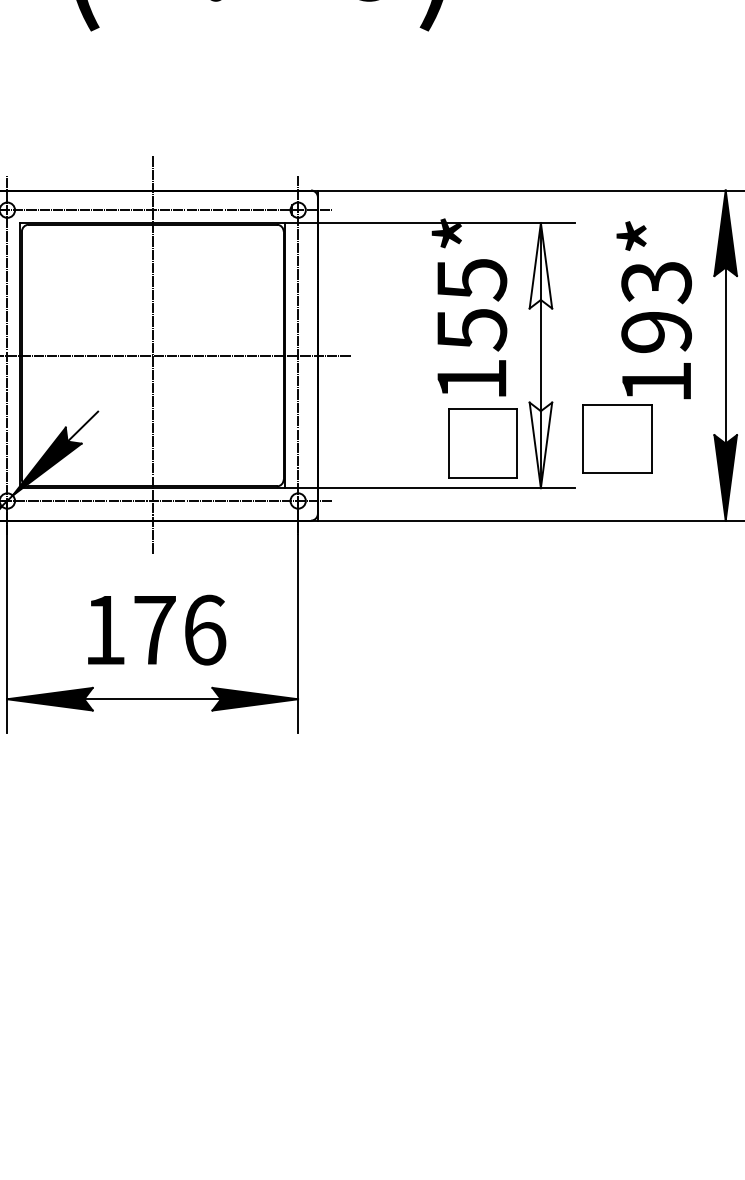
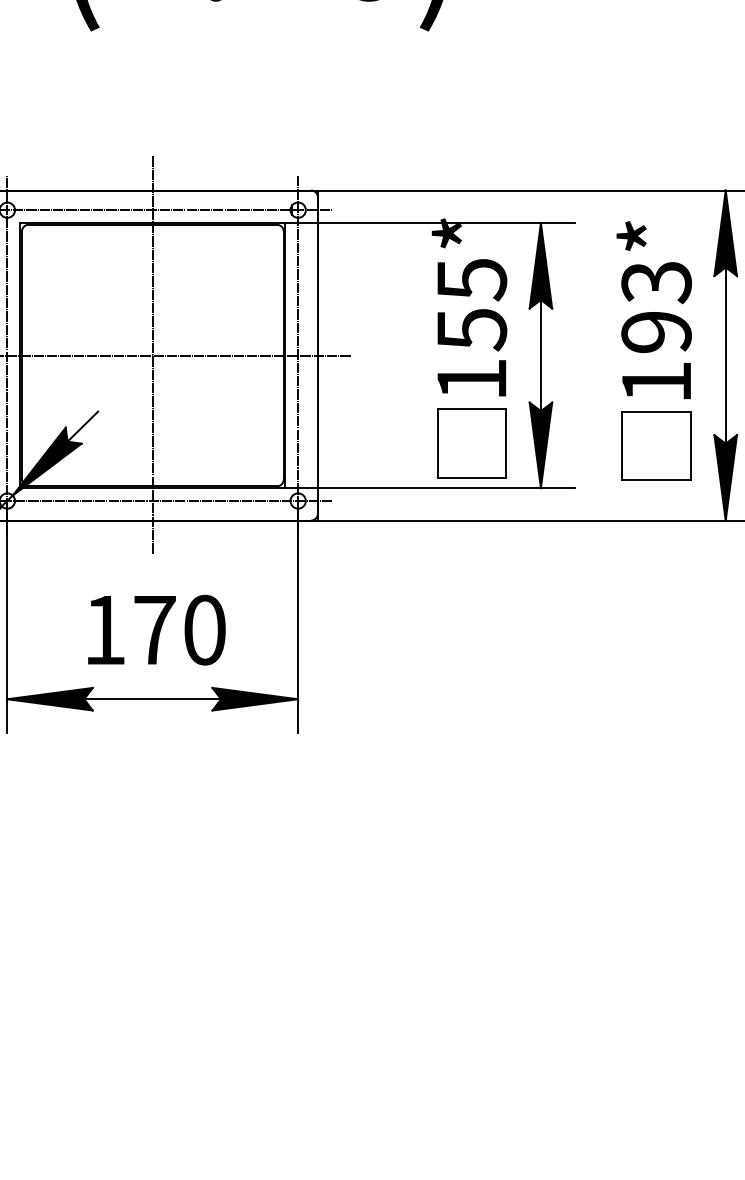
fill: none -> present (540, 265)
part position: (617, 438) -> (656, 445) (656, 445)
part position: (482, 443) -> (471, 443) (471, 443)
fill: none -> present (540, 445)
text: 176 -> 170 (205, 629)
